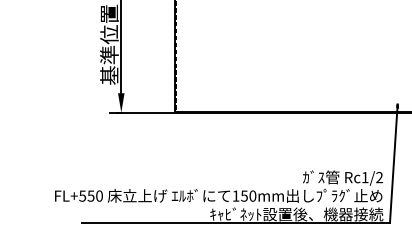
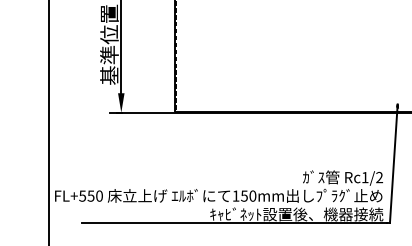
line: none -> present (49, 122)
